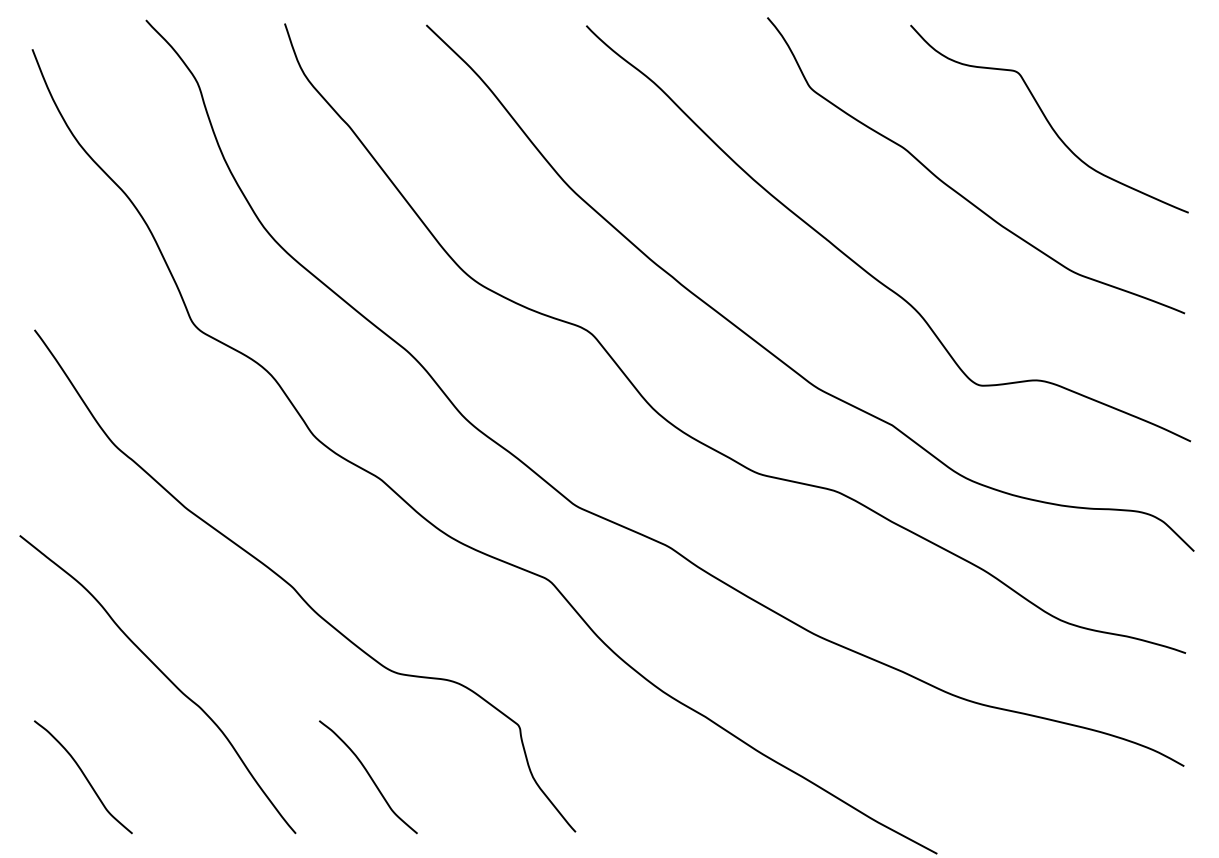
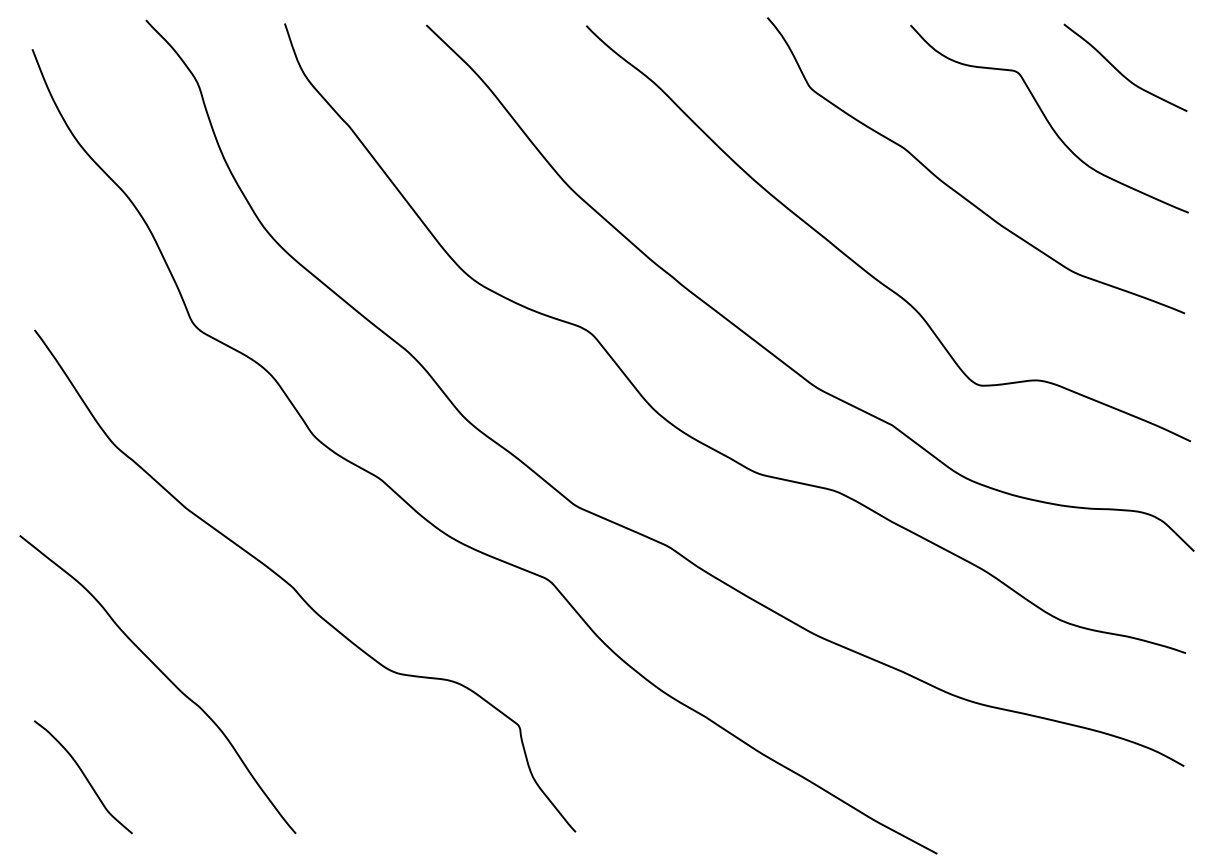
curve: none -> present (1120, 71)
curve: present -> none (369, 777)
